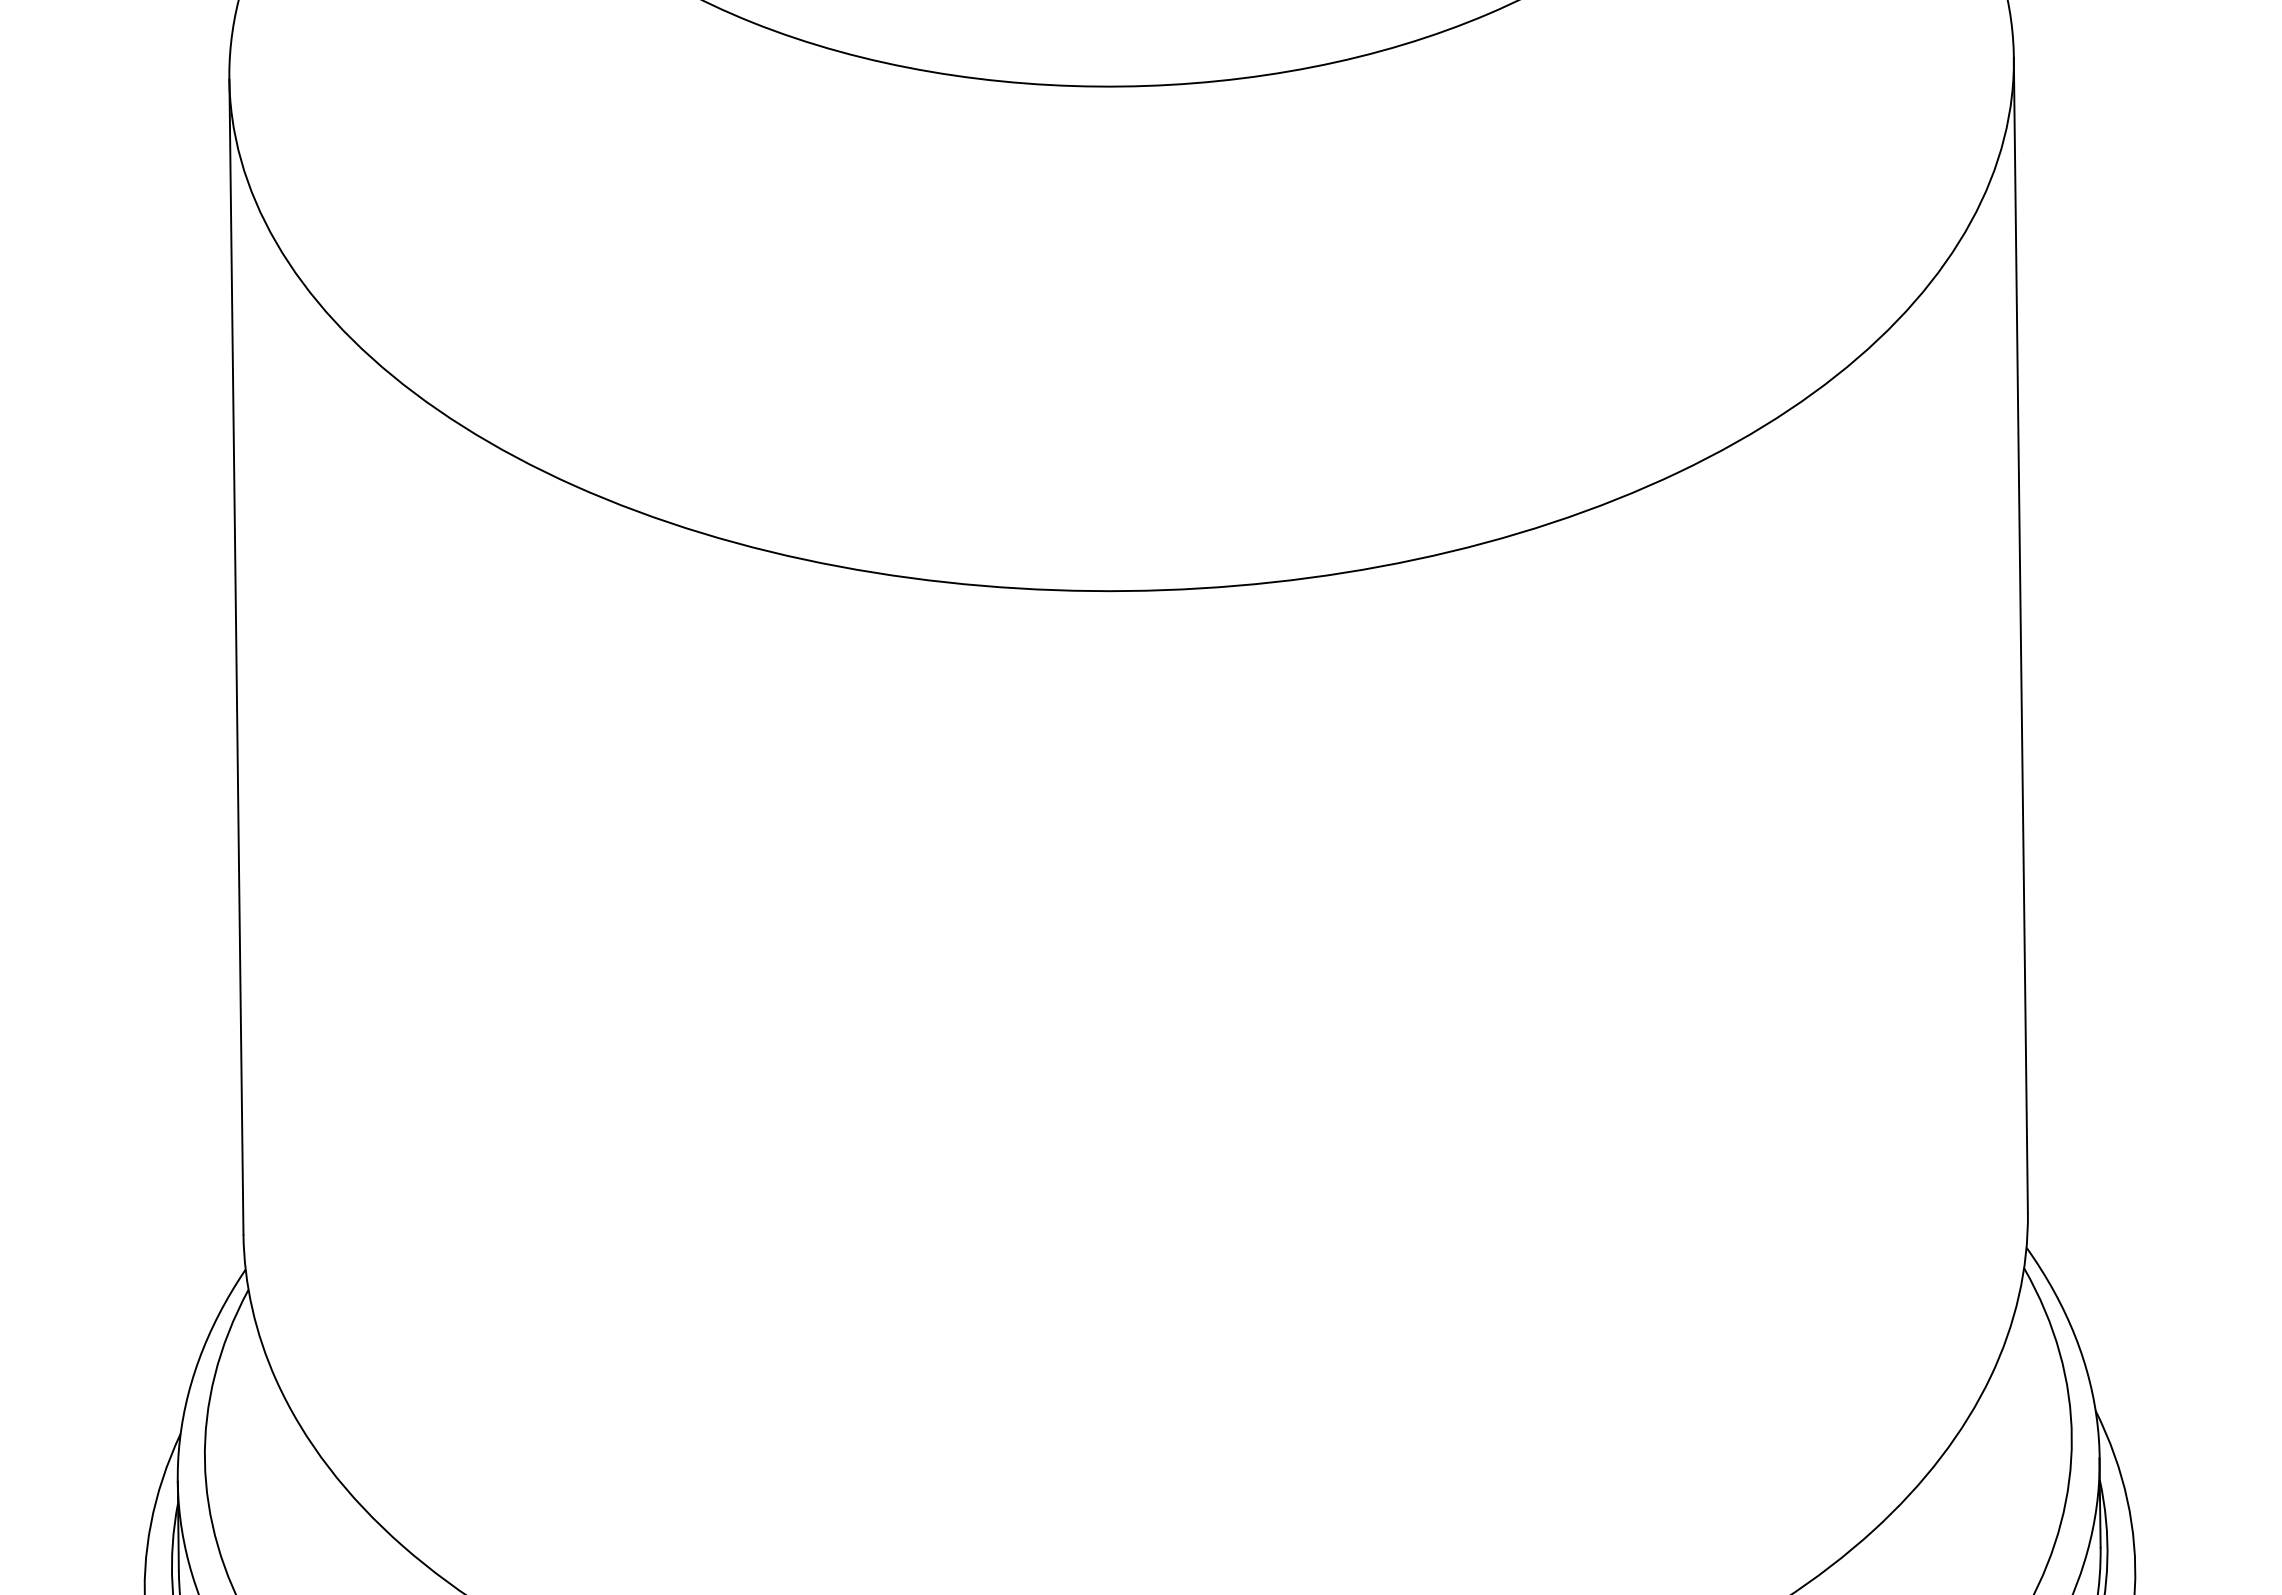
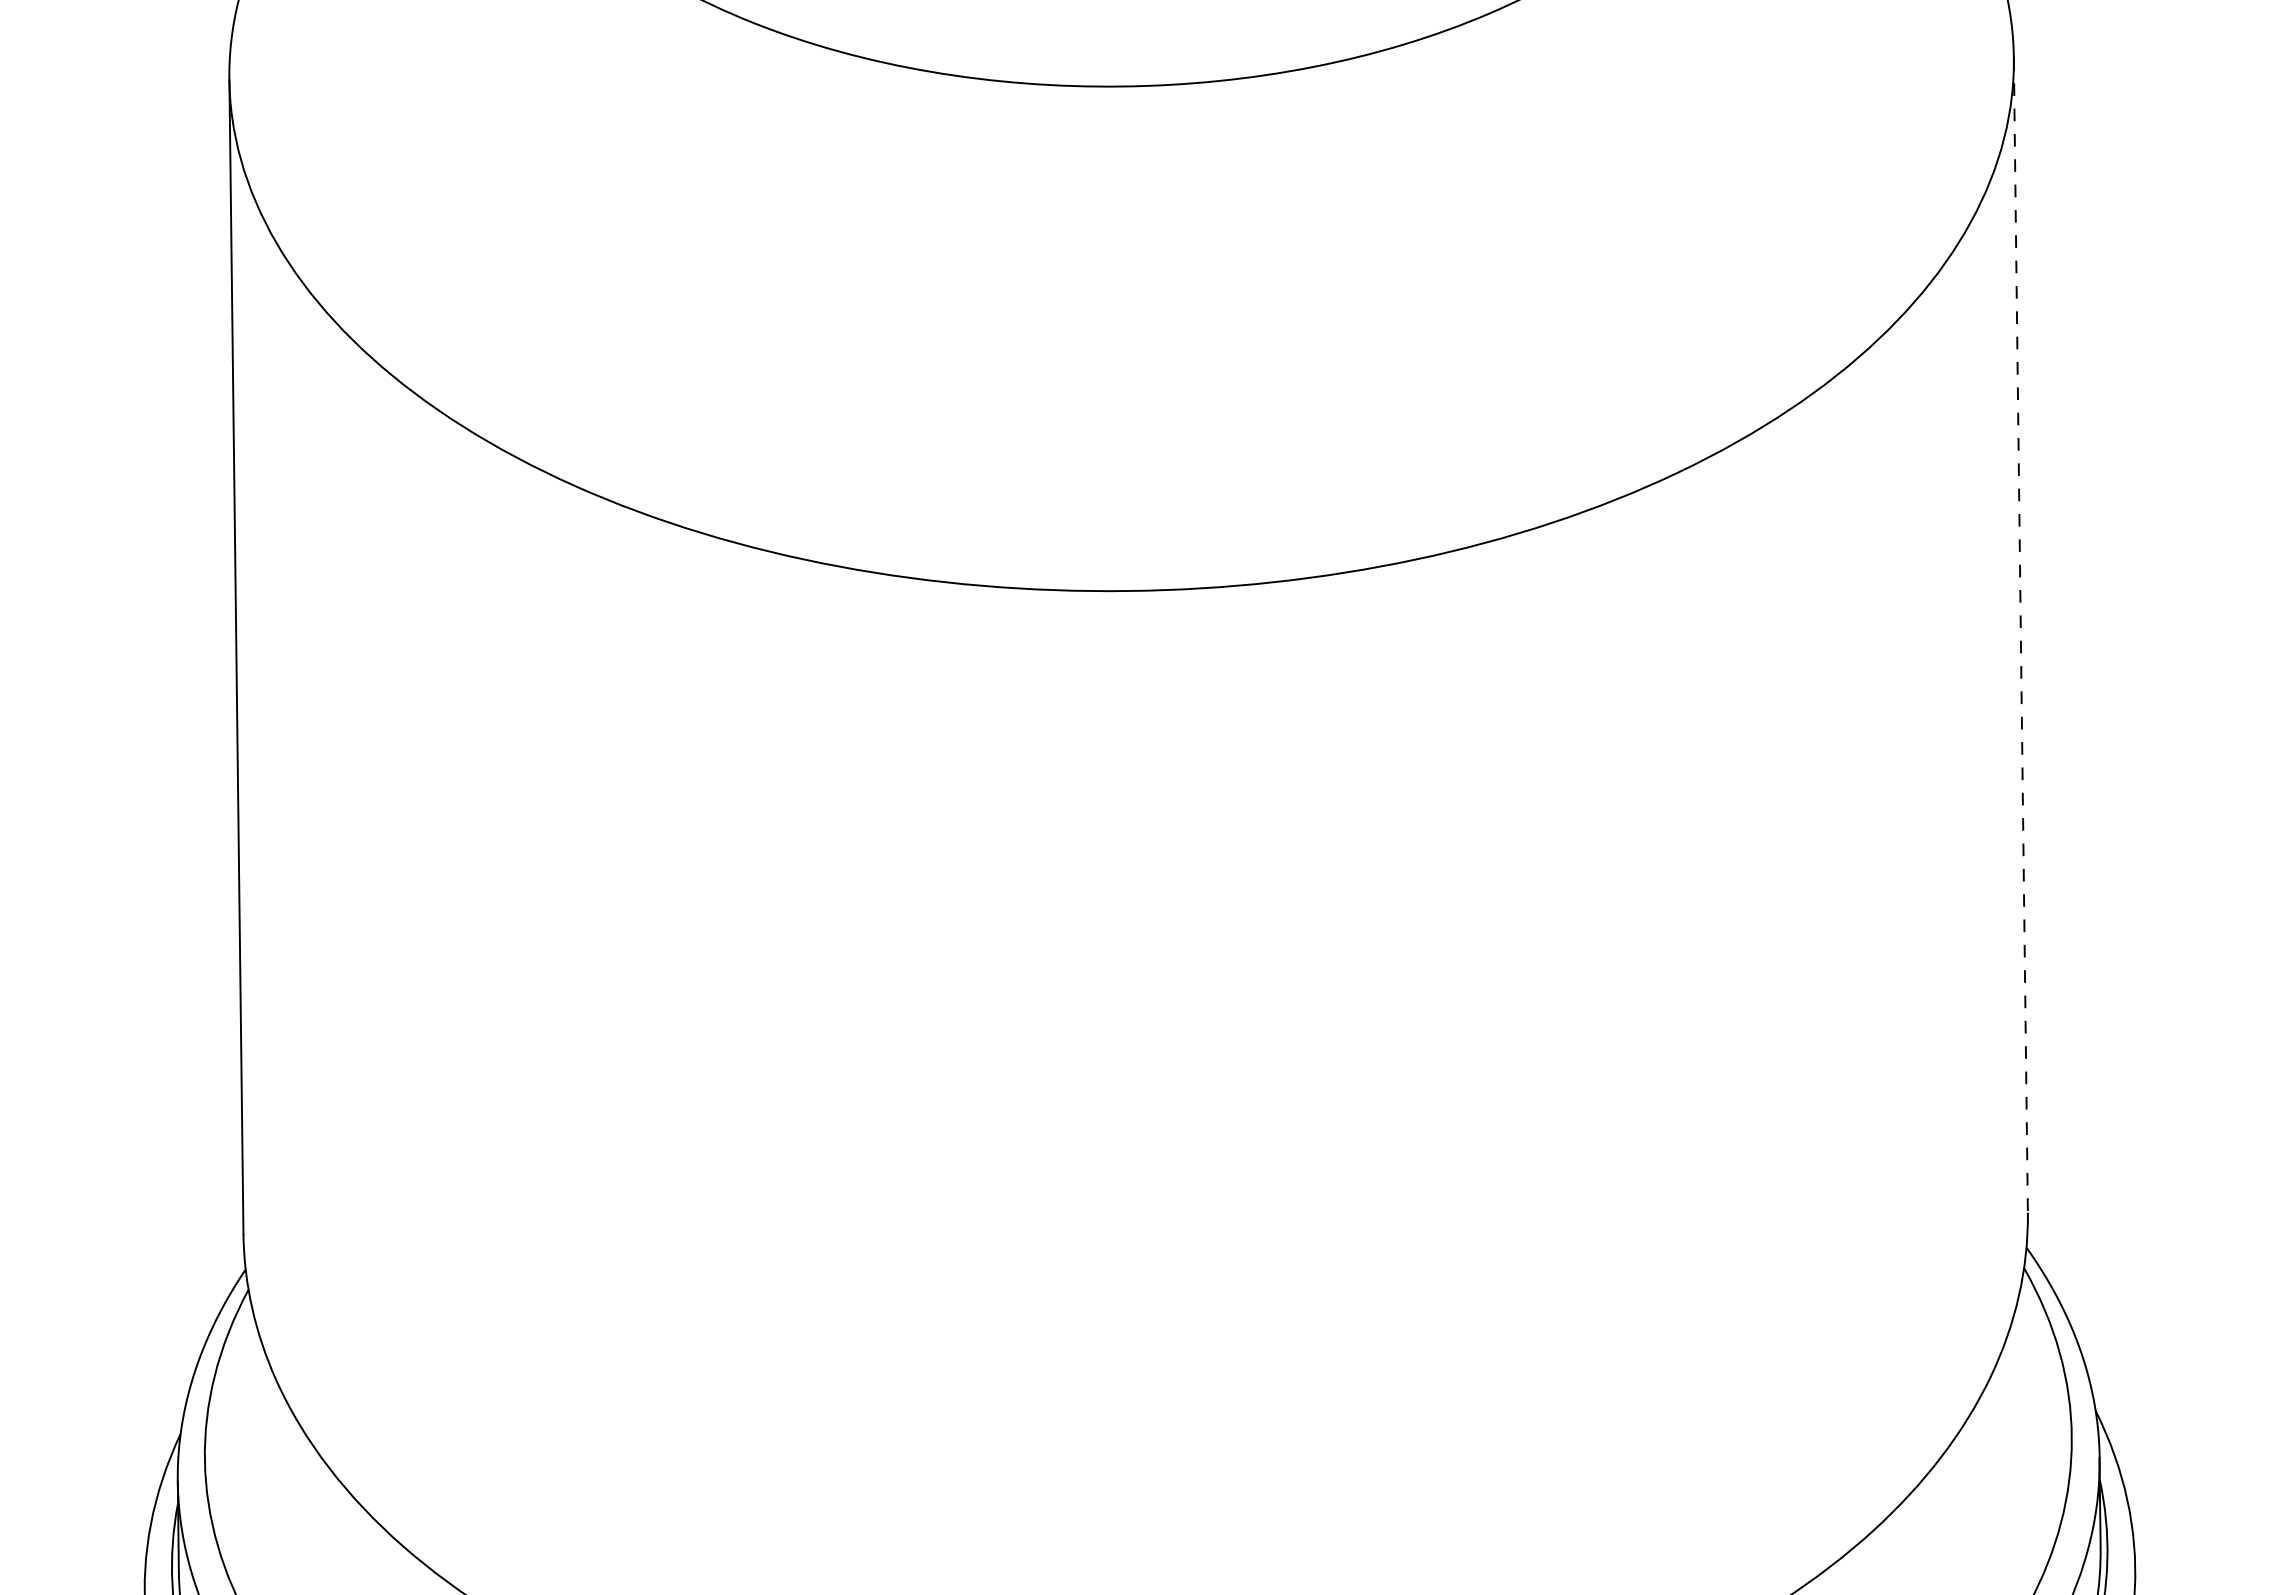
line: solid -> dashed (2020, 635)
